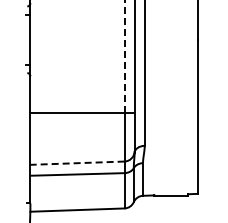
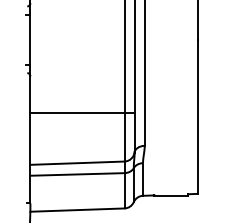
line: dashed -> solid (124, 56)
line: dashed -> solid (77, 163)
